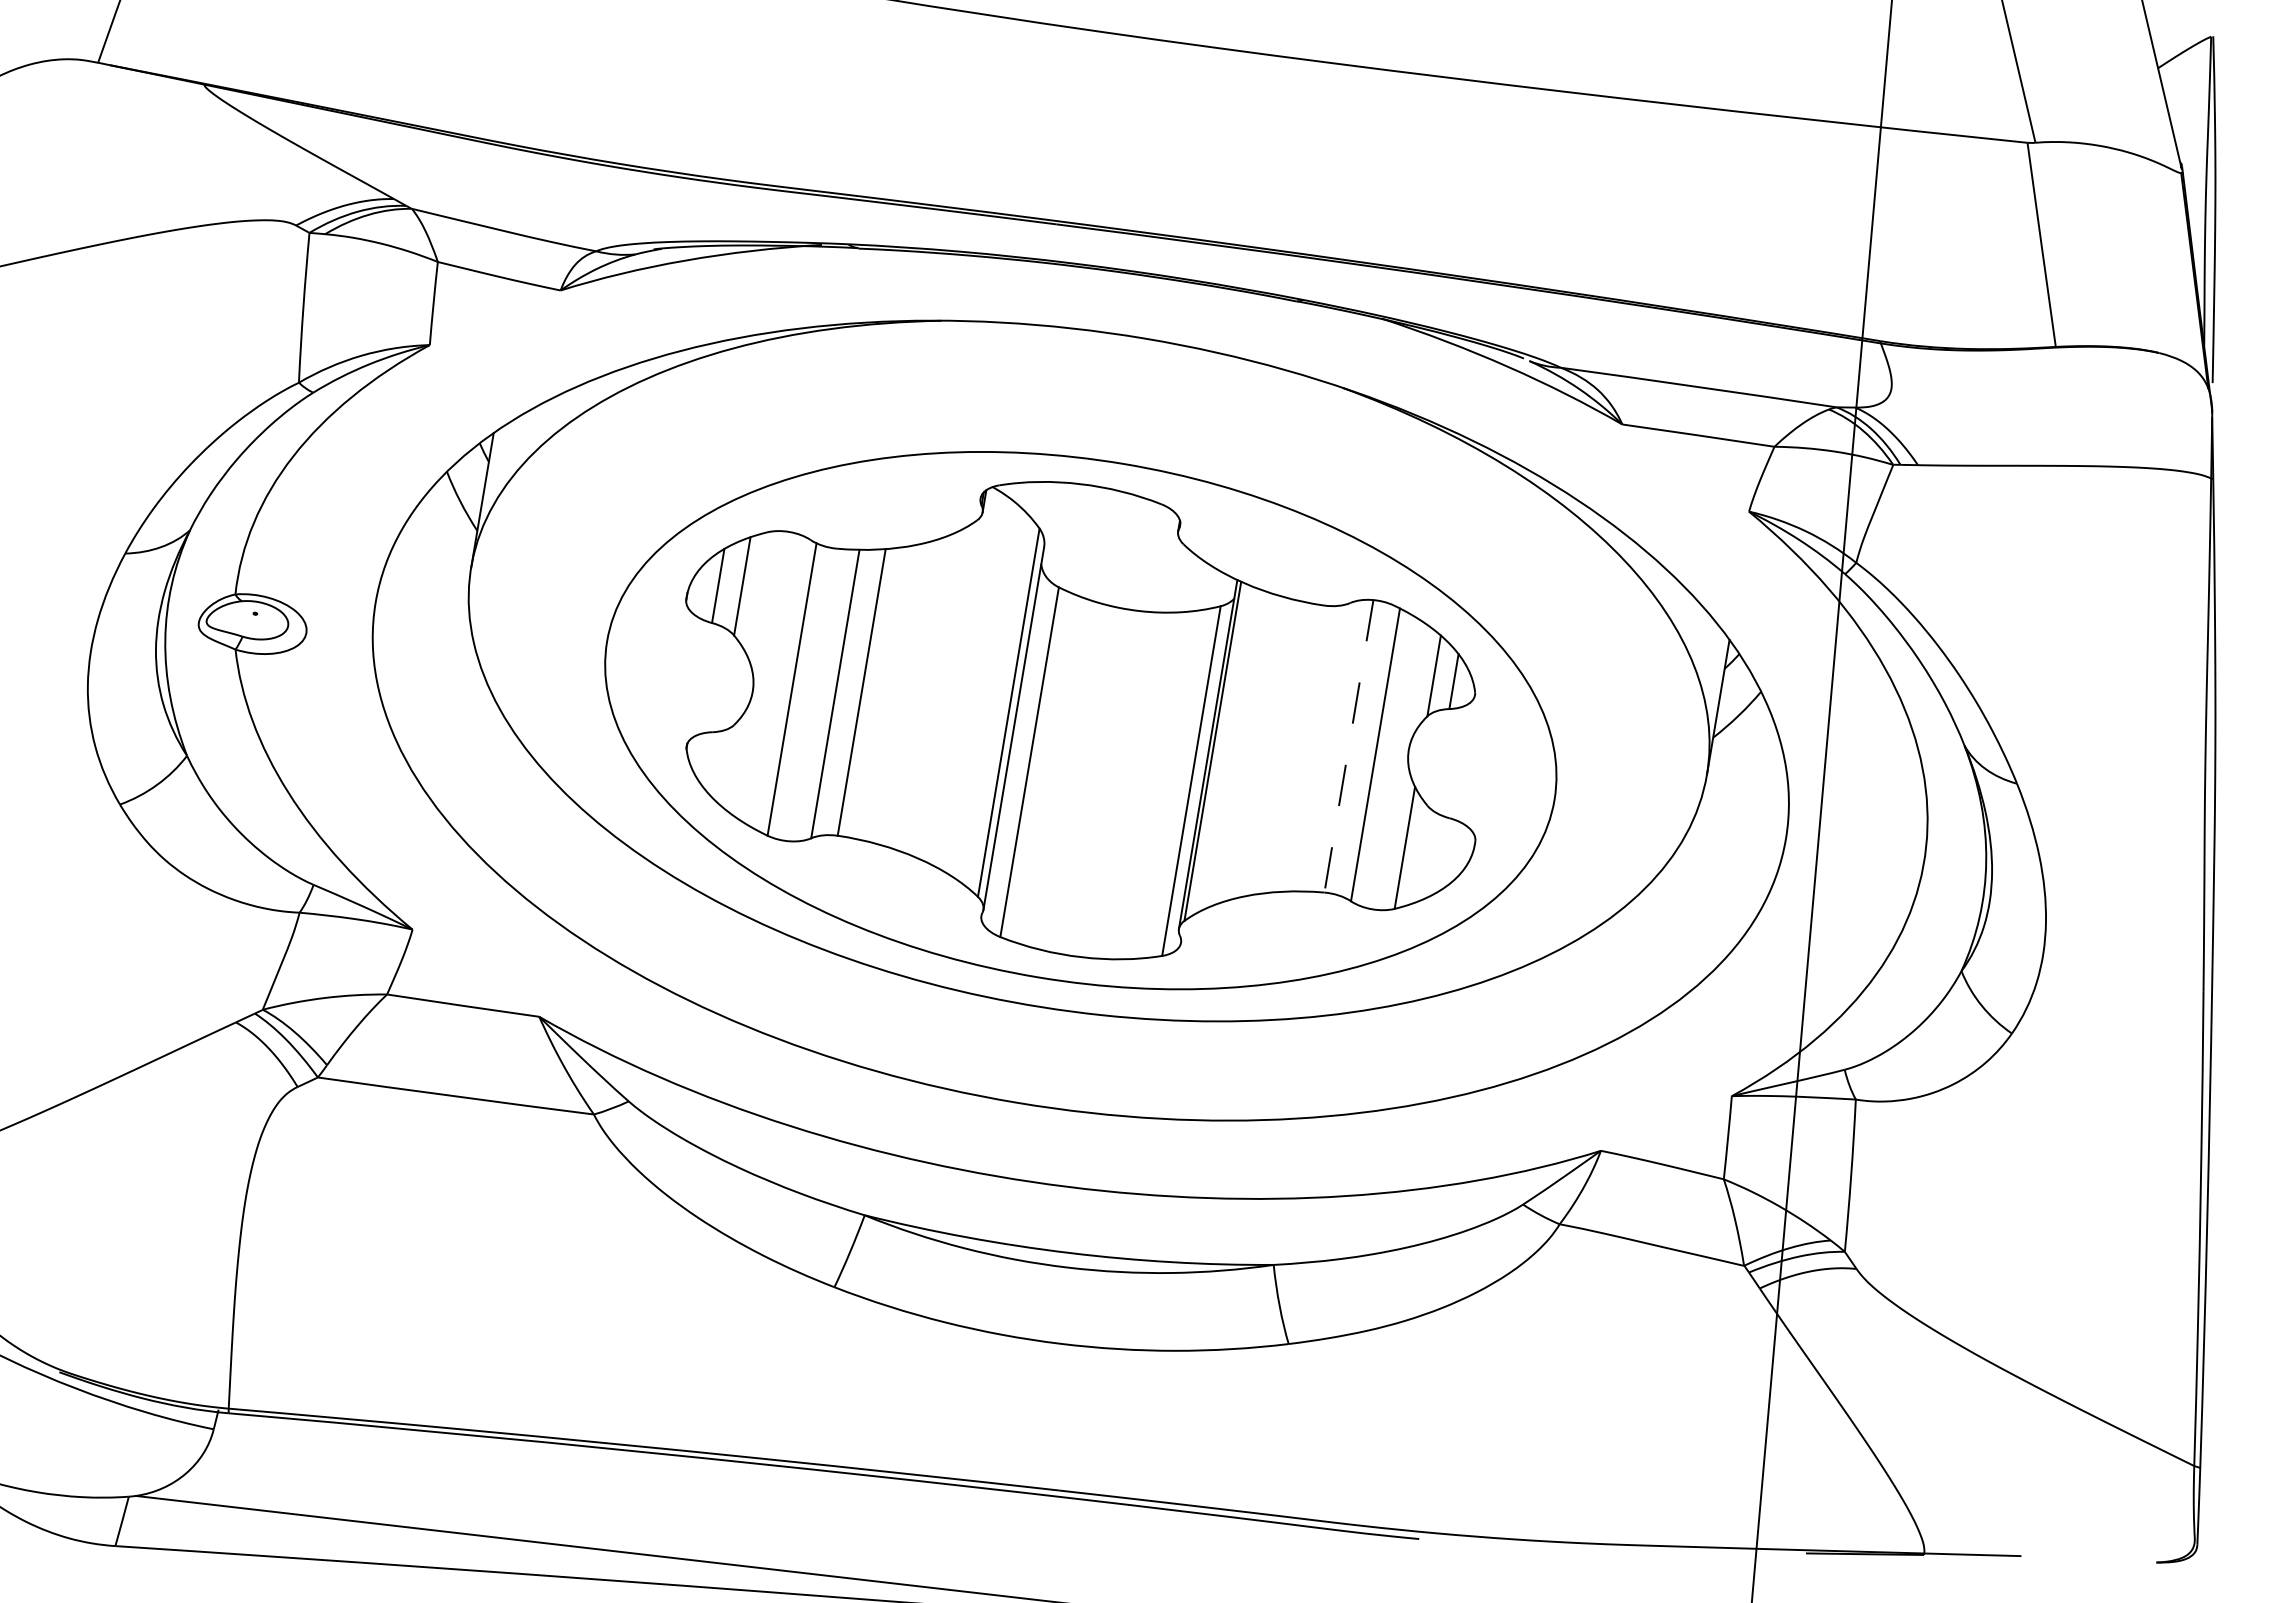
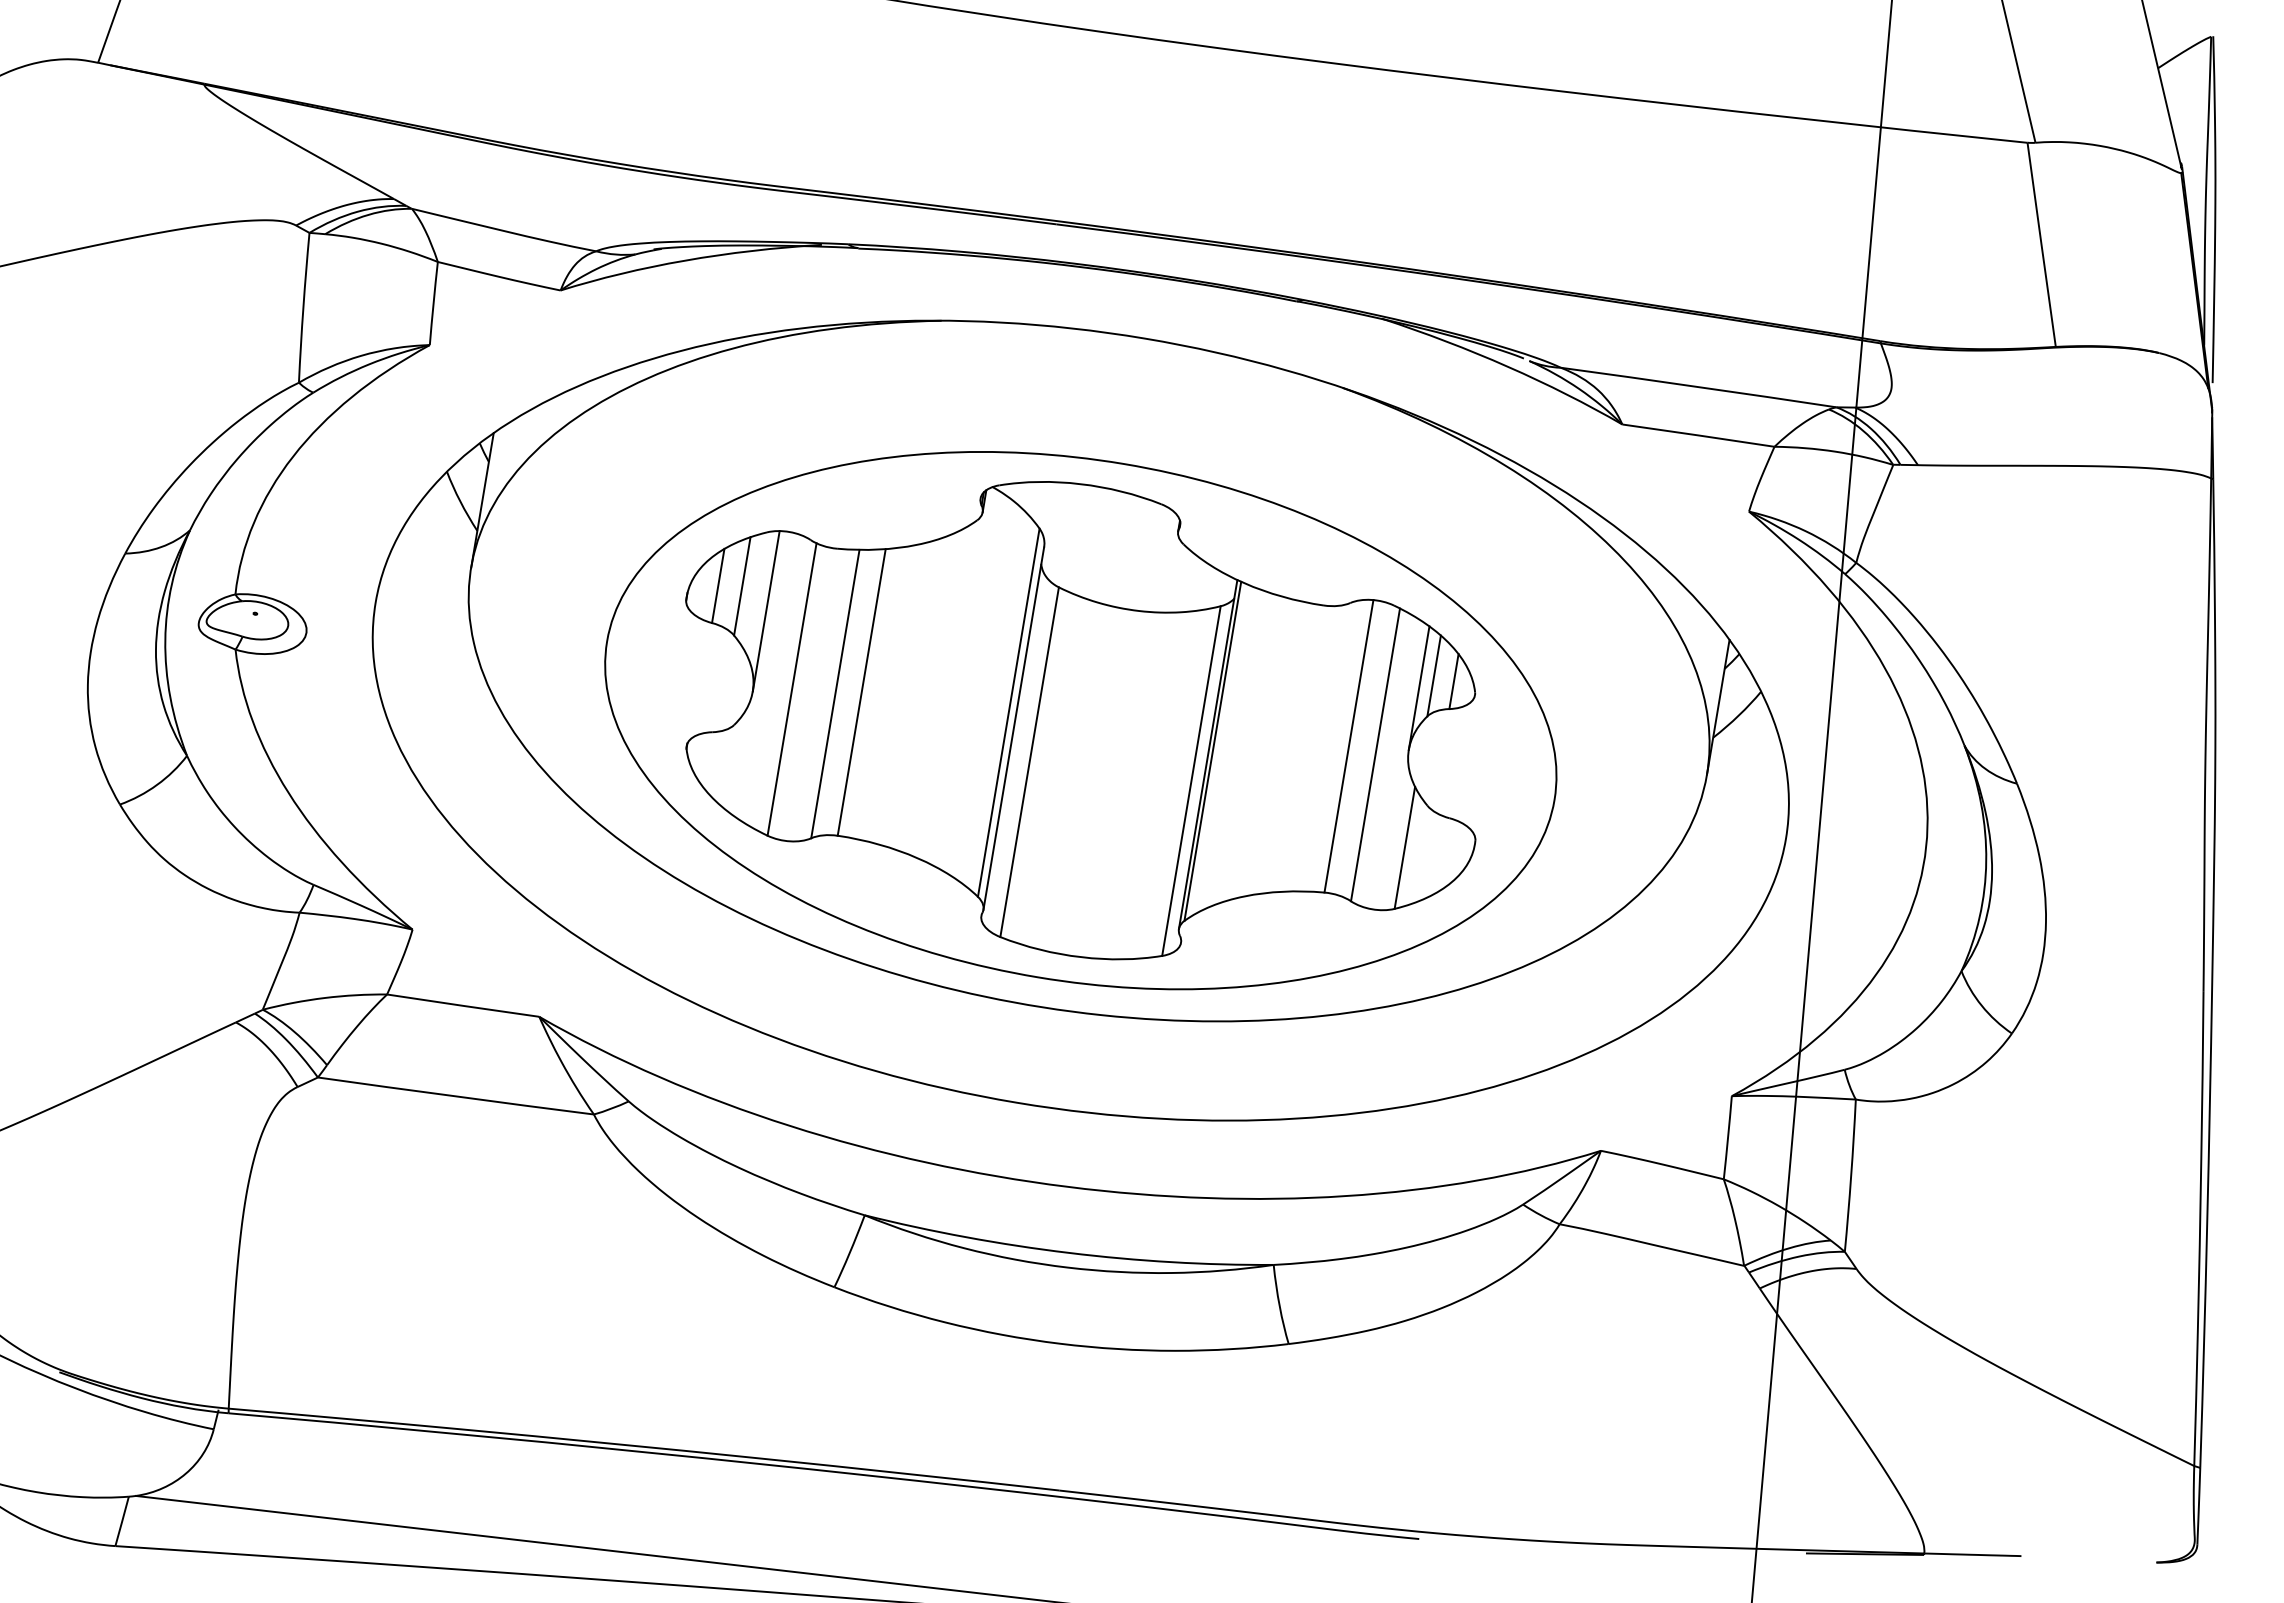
line: none -> present (765, 611)
line: none -> present (1418, 687)
line: dashed -> solid (1348, 746)
